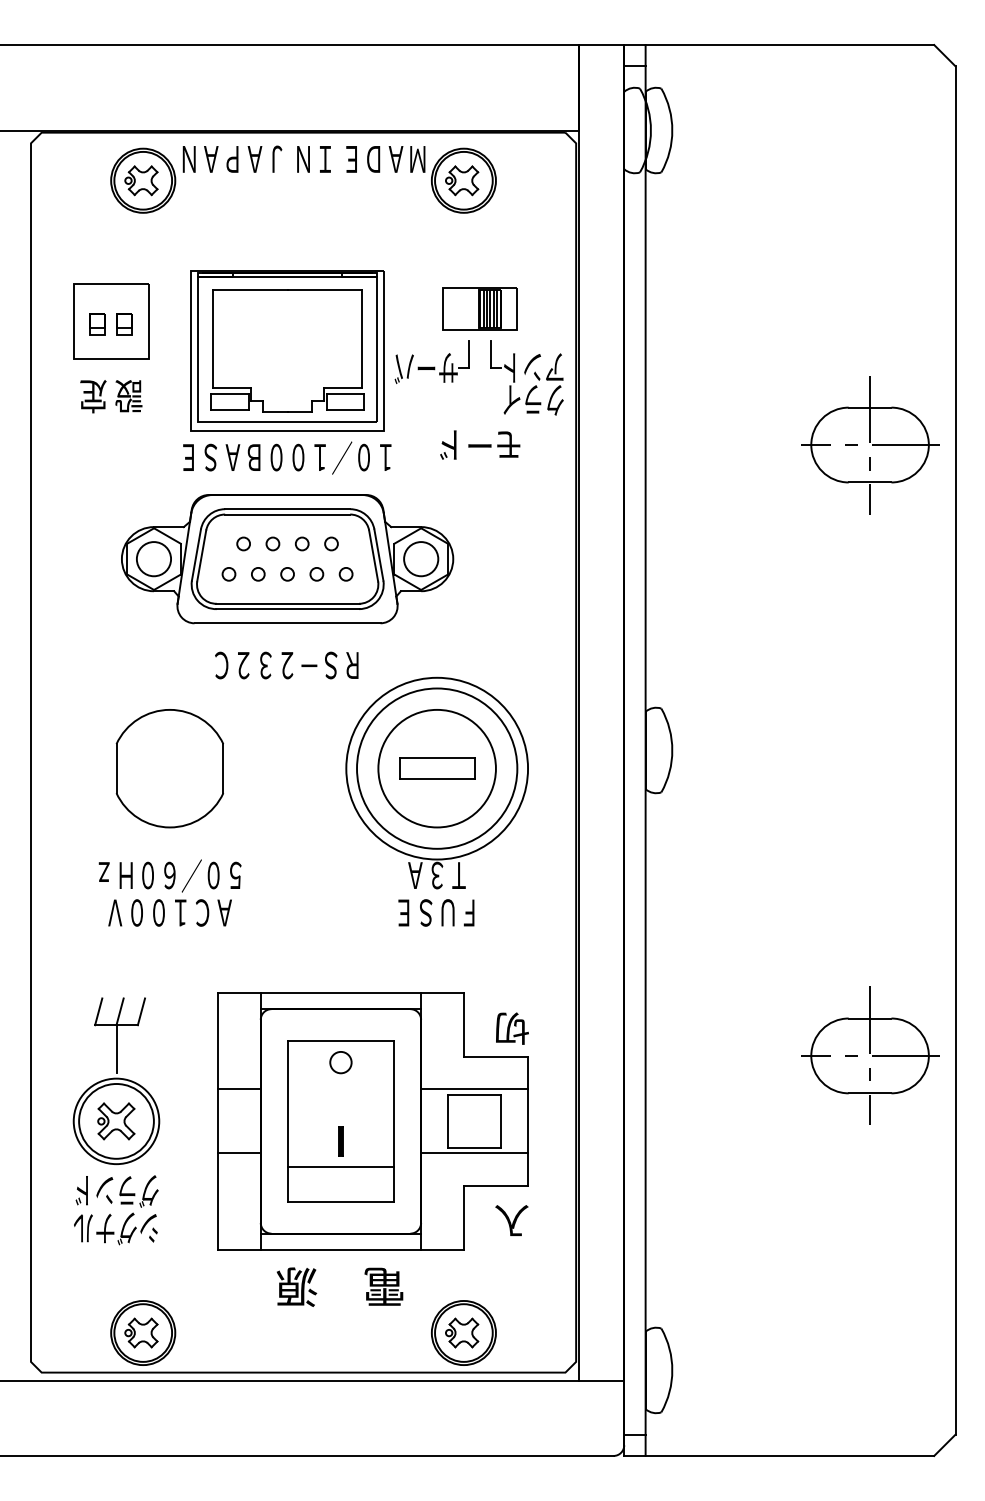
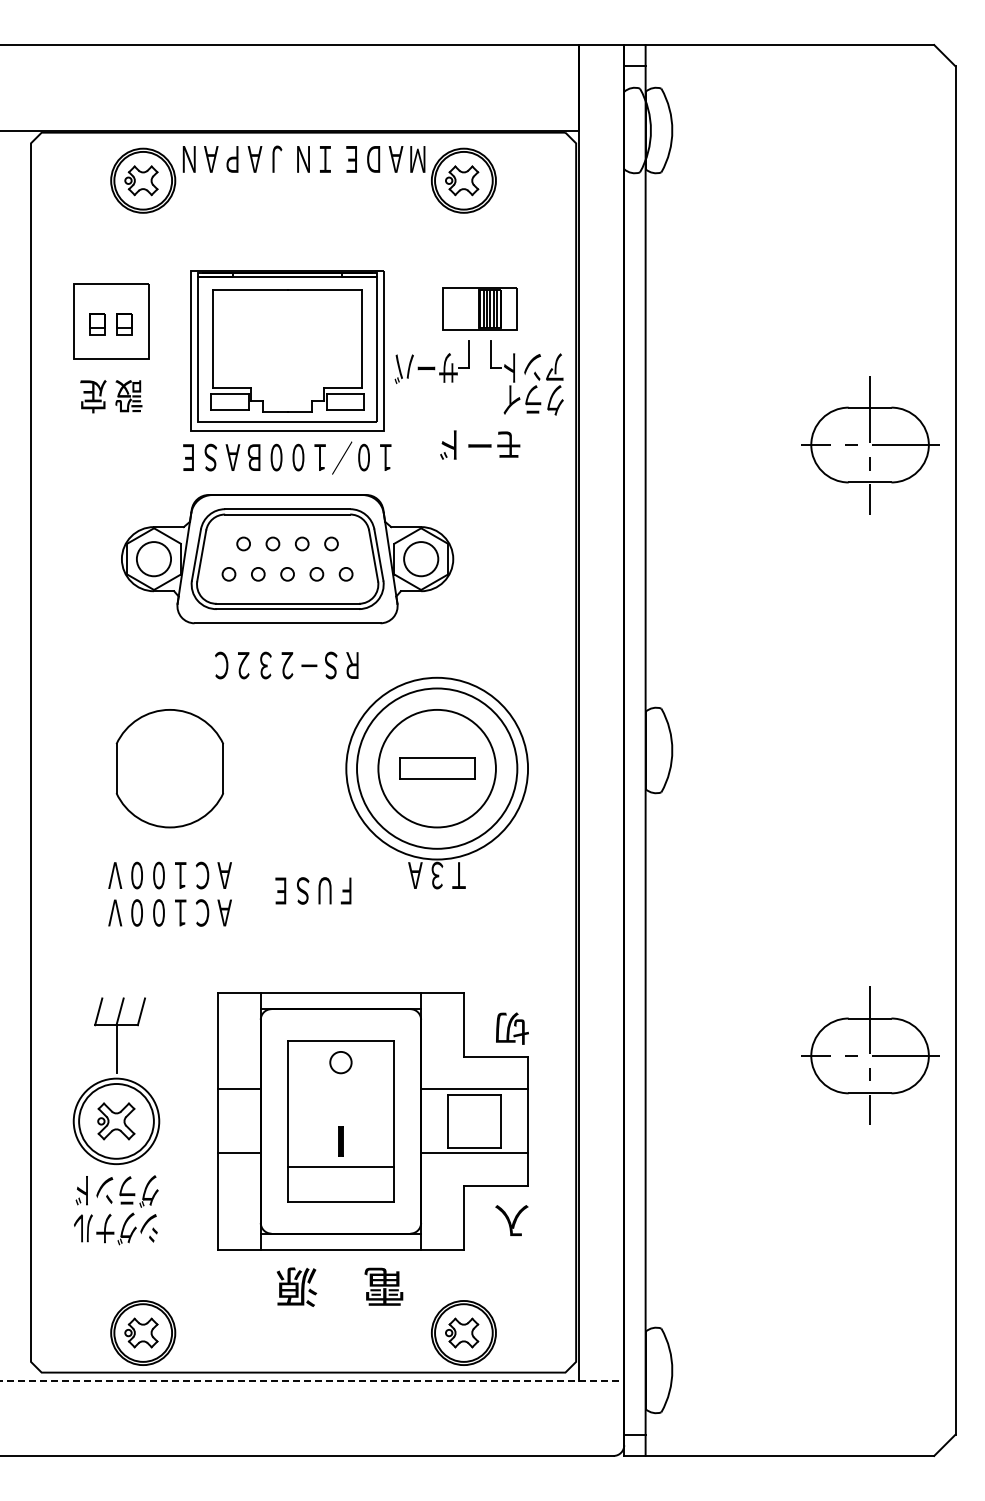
text: ５０／６０Ｈｚ -> ＡＣ１００Ｖ (169, 875)
text position: (436, 912) -> (313, 890) (313, 890)
line: solid -> dashed (312, 1381)
